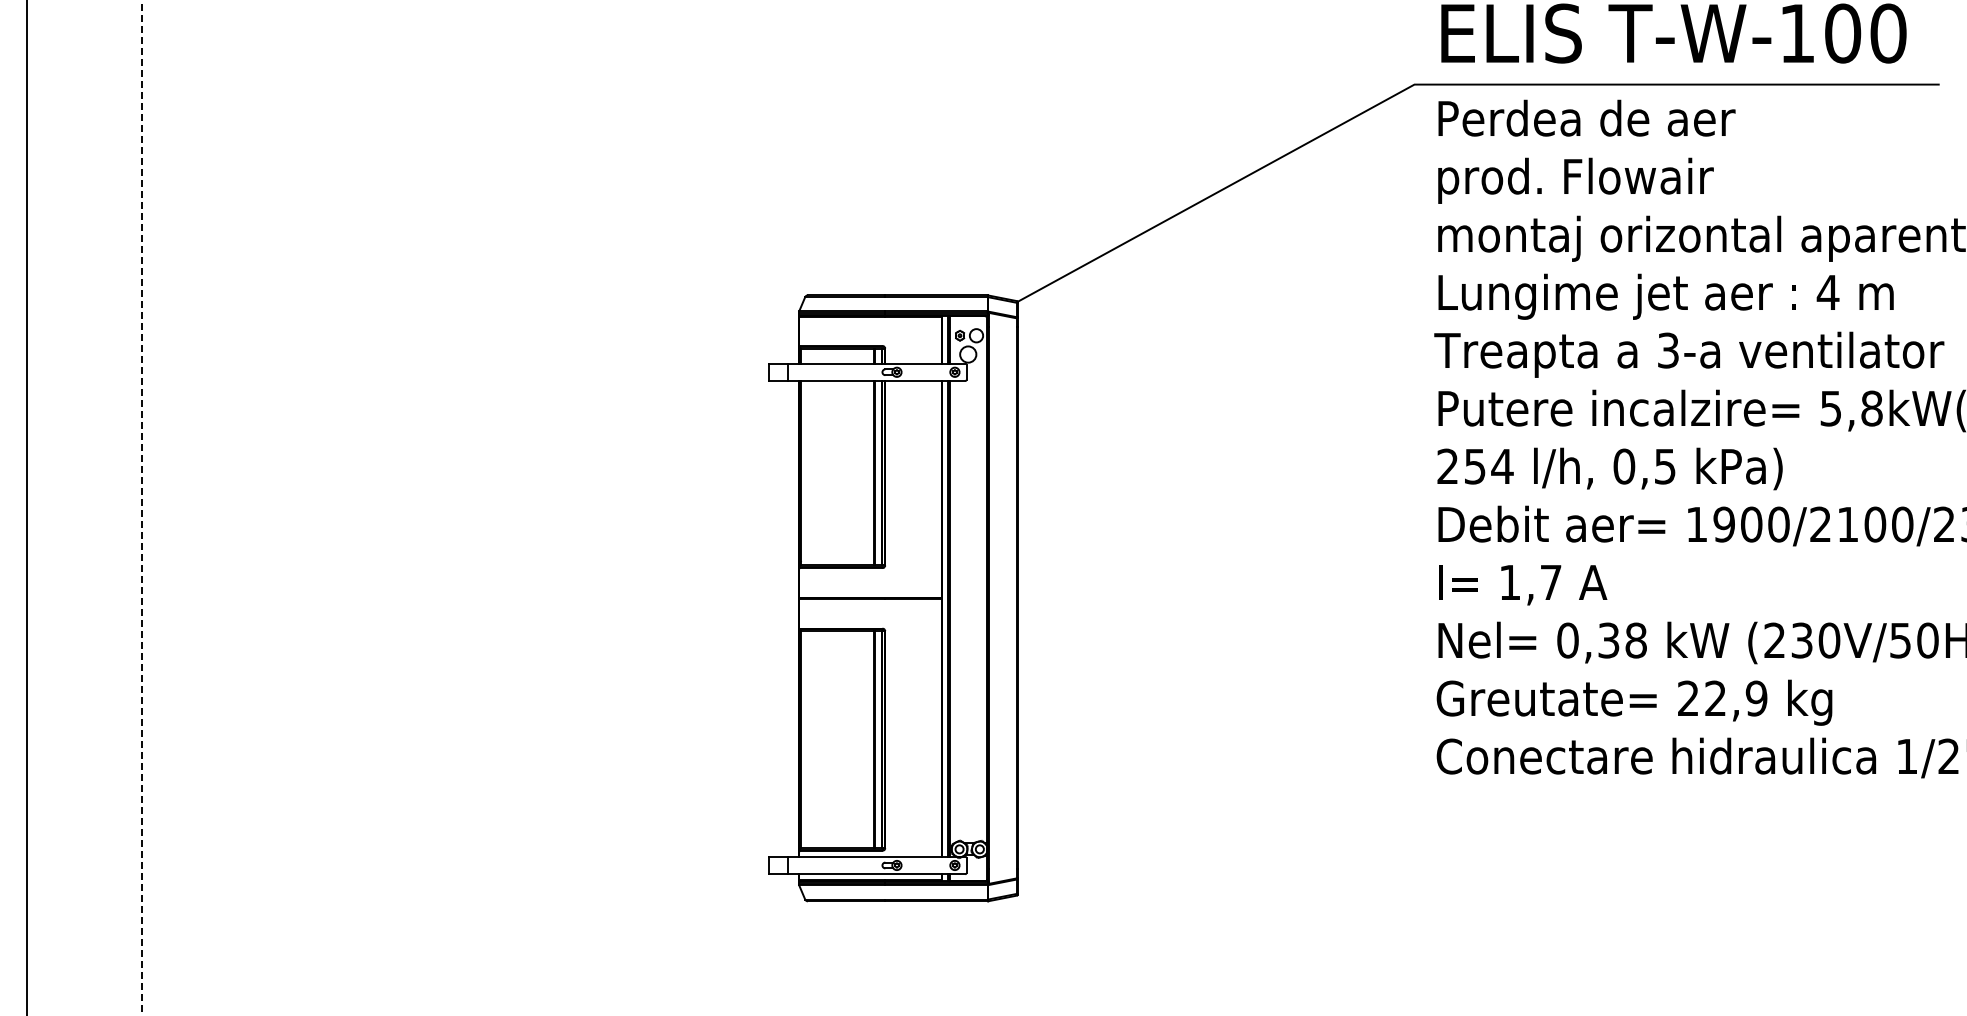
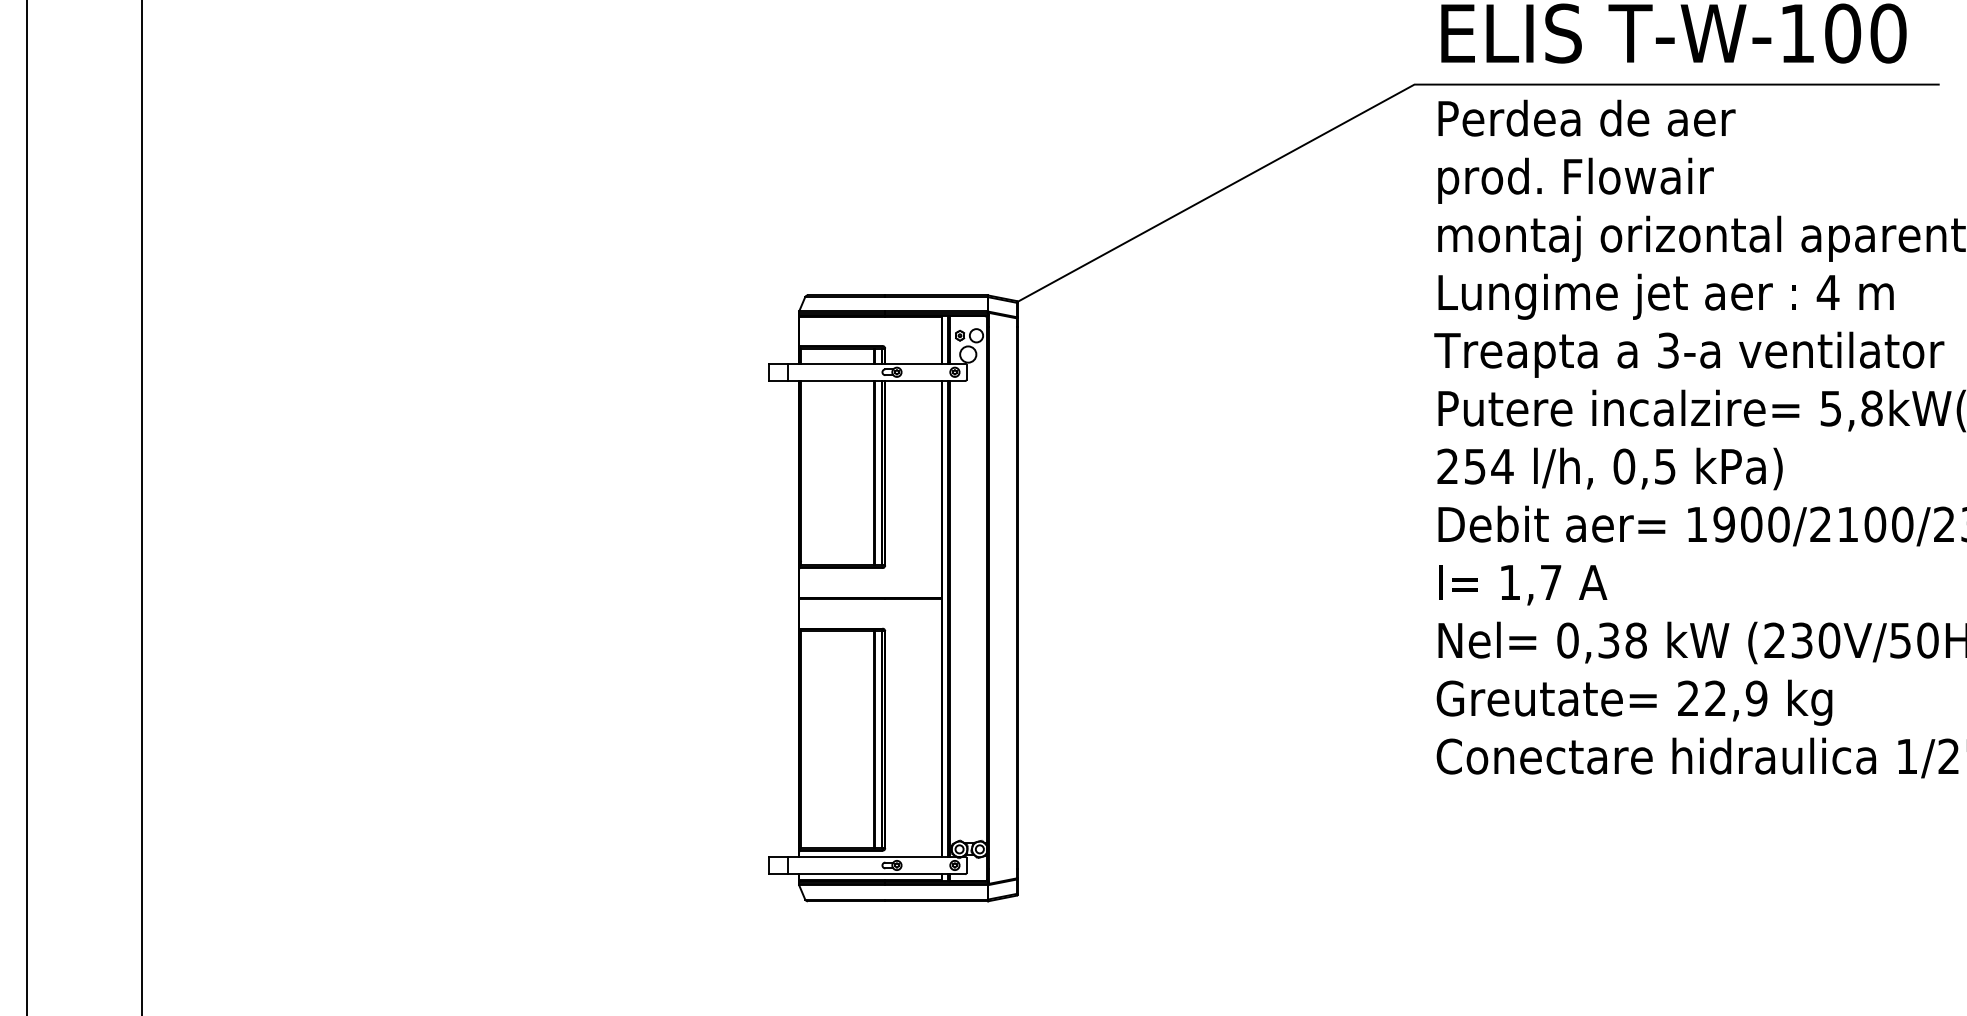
line: dashed -> solid (142, 508)
